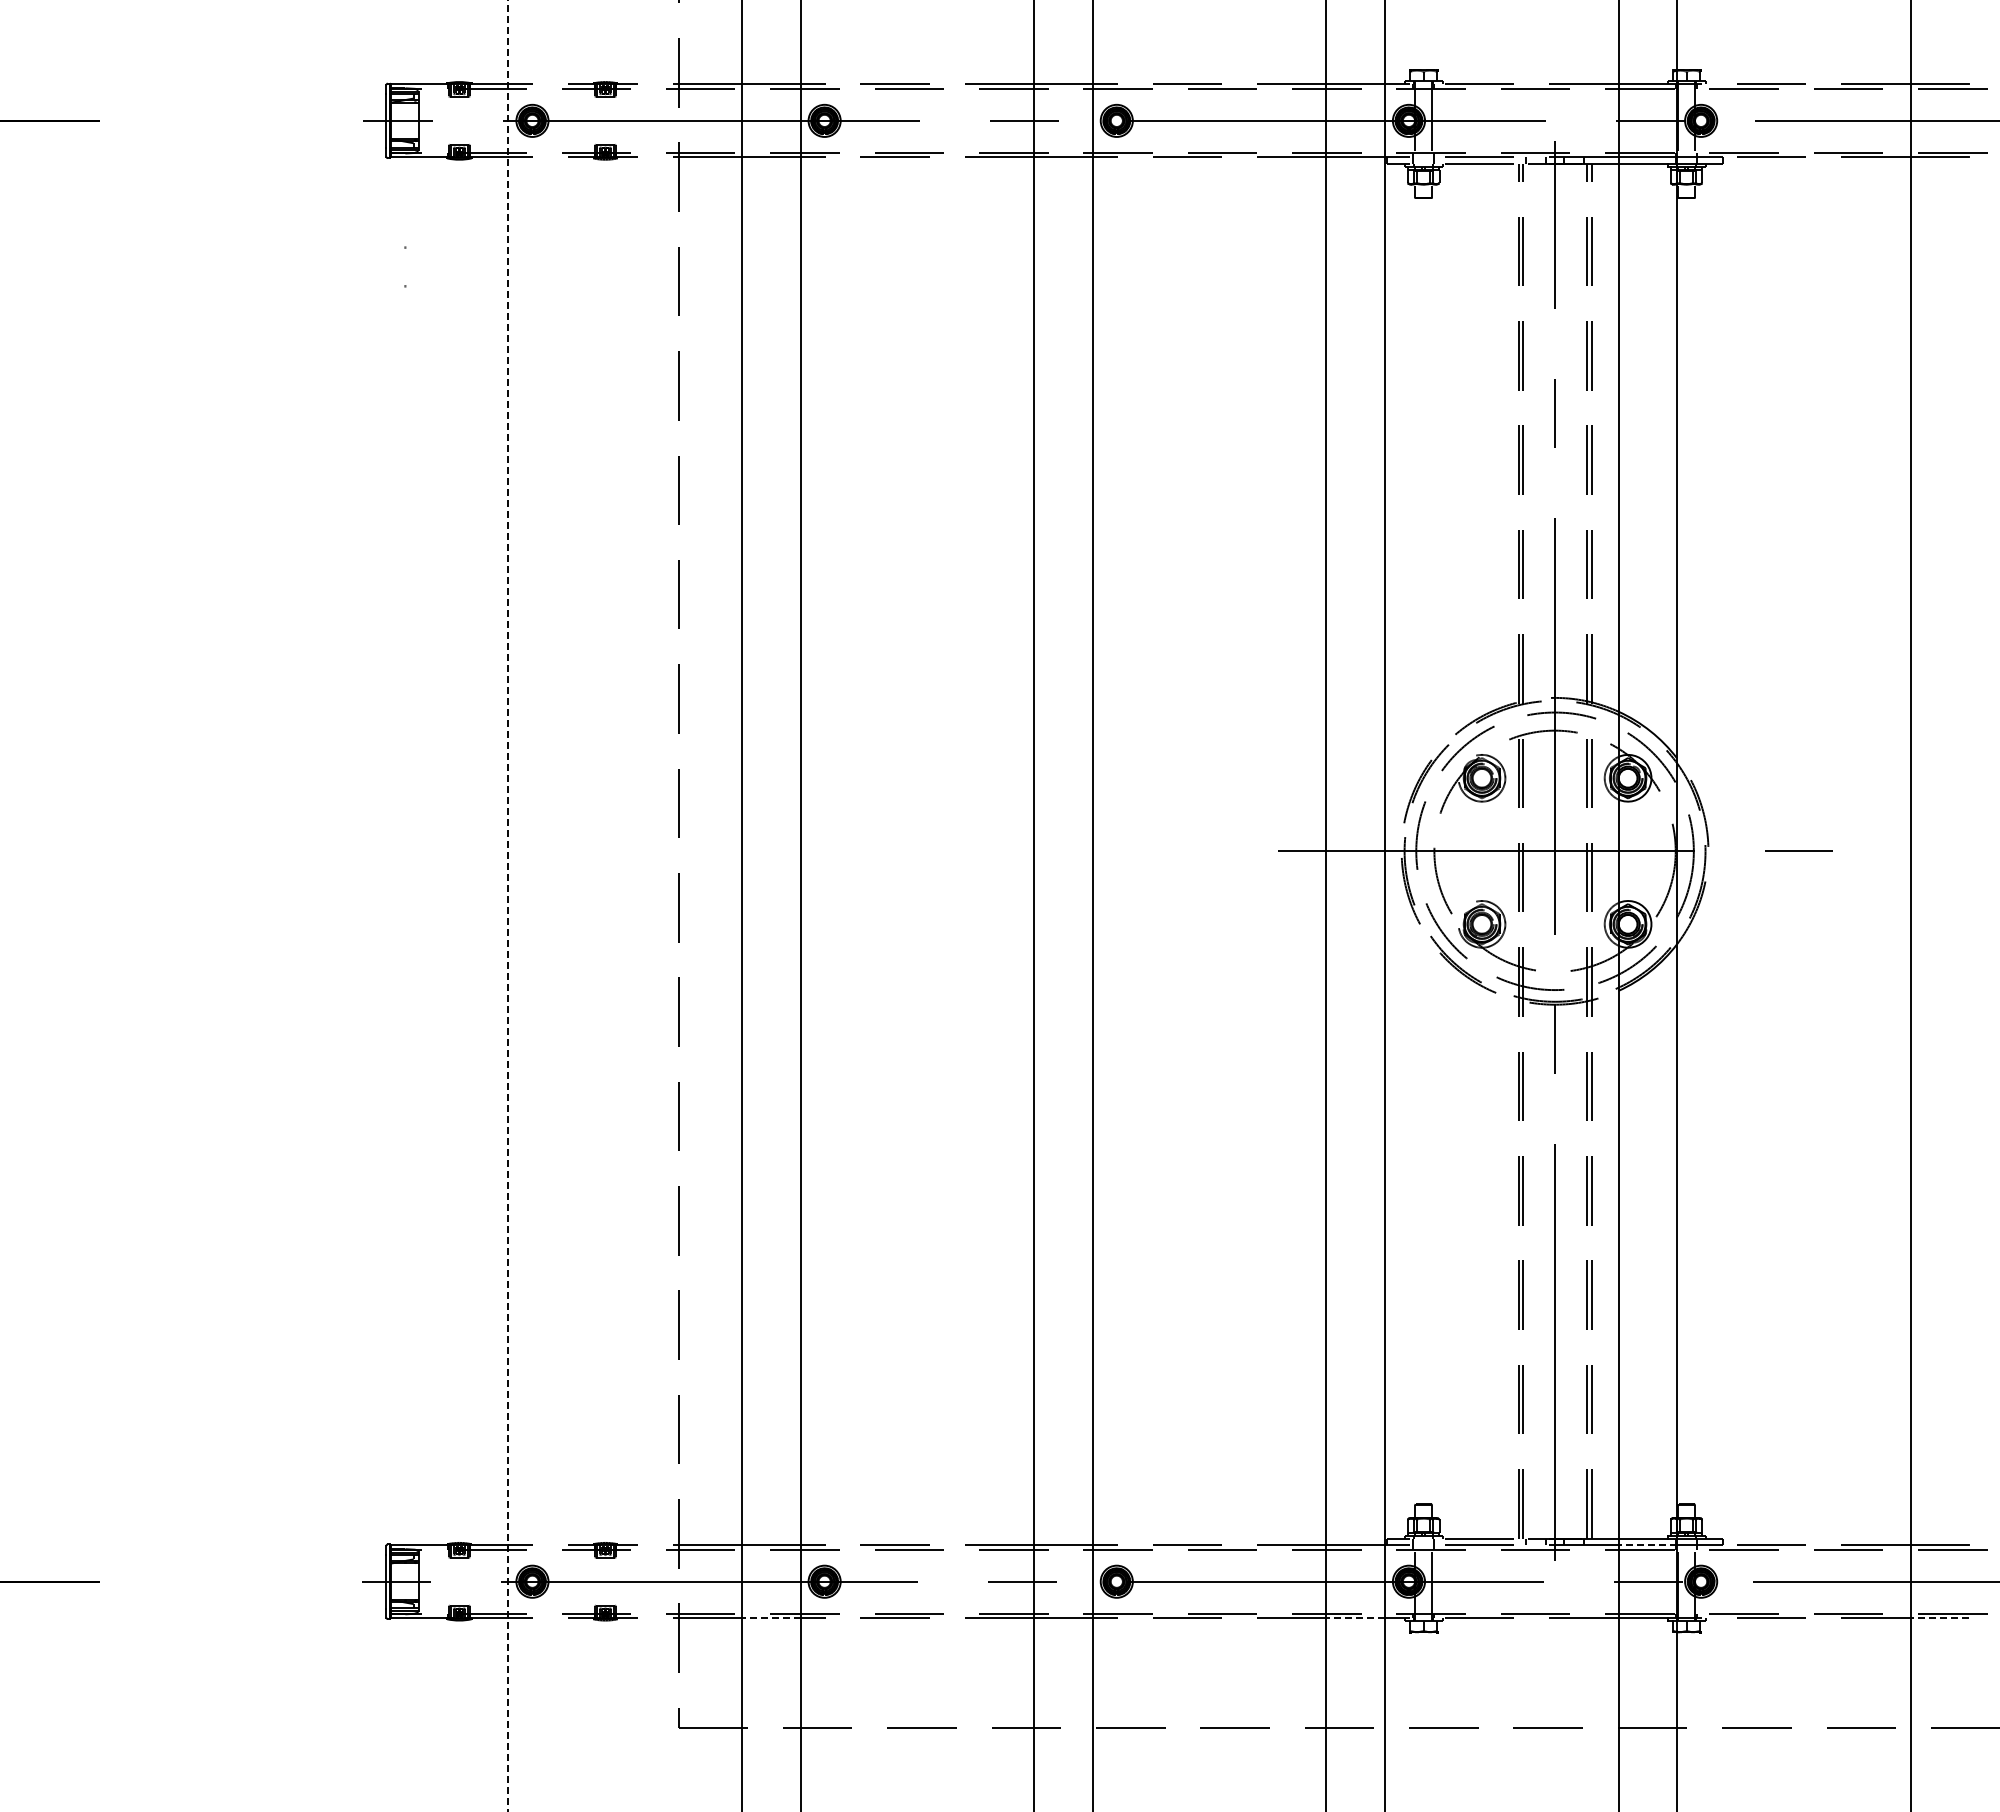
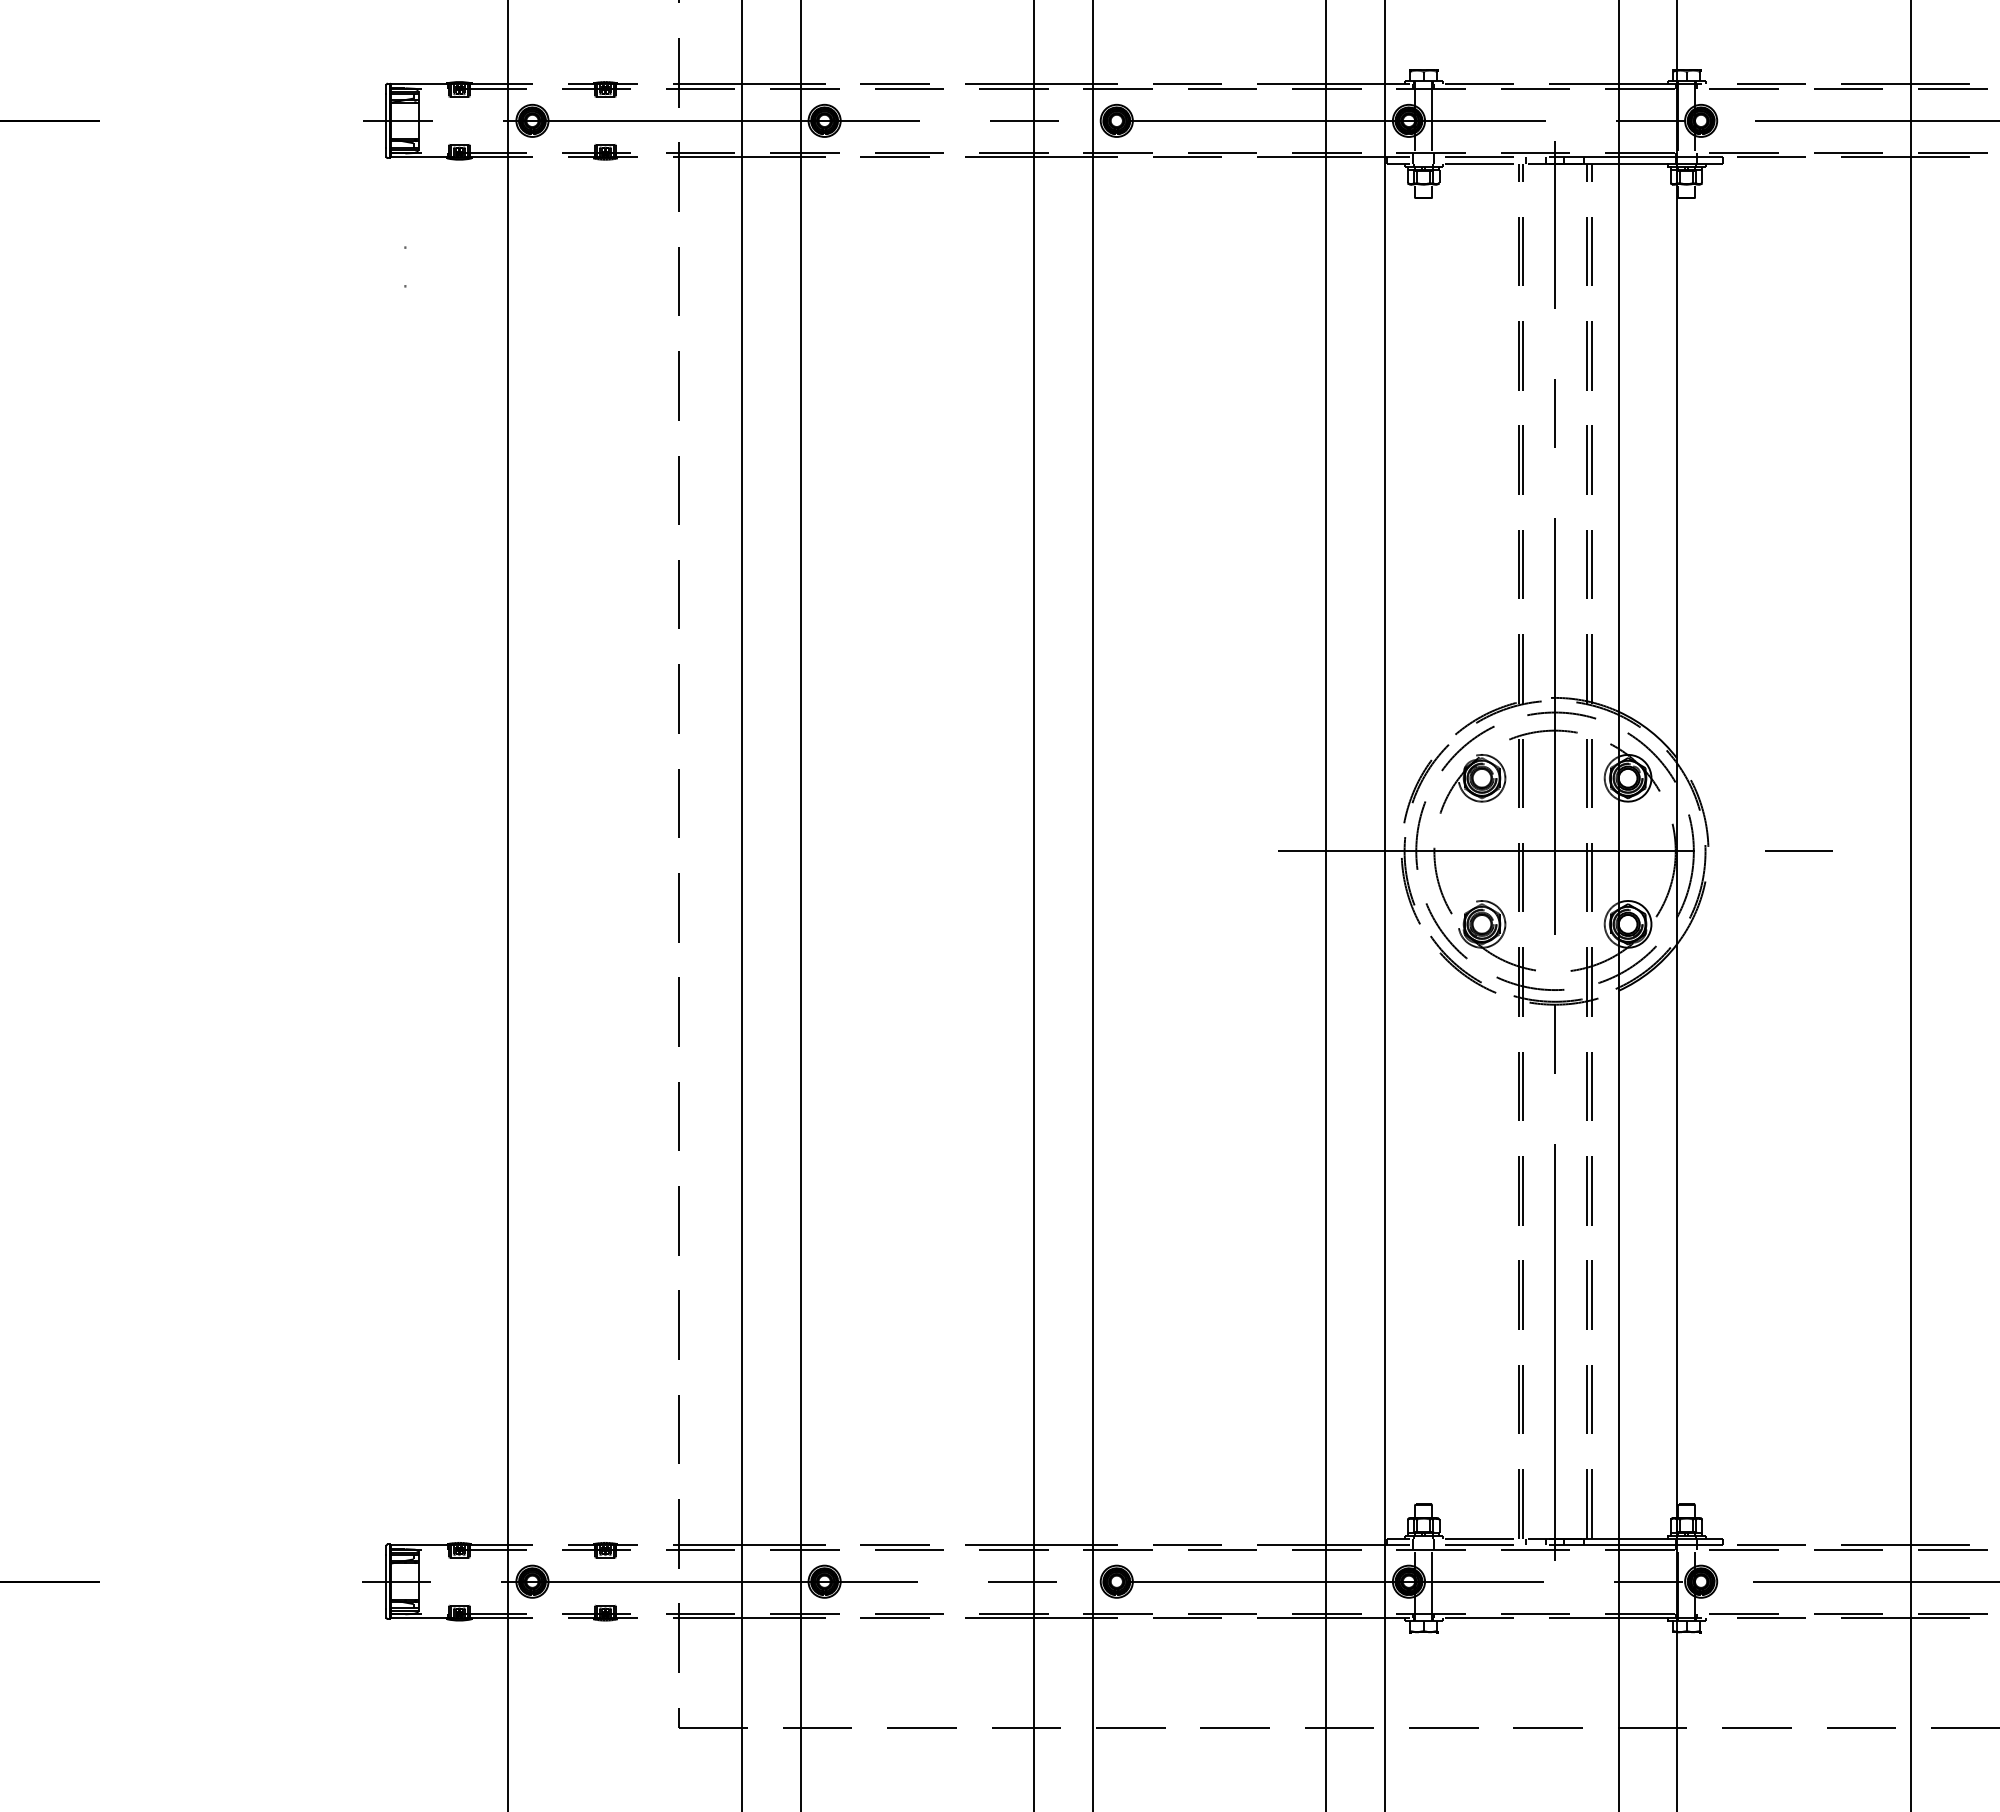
line: dashed -> solid (508, 906)
line: dashed -> solid (1647, 1545)
line: dashed -> solid (770, 1618)
line: dashed -> solid (1355, 1618)
line: dashed -> solid (1939, 1618)
